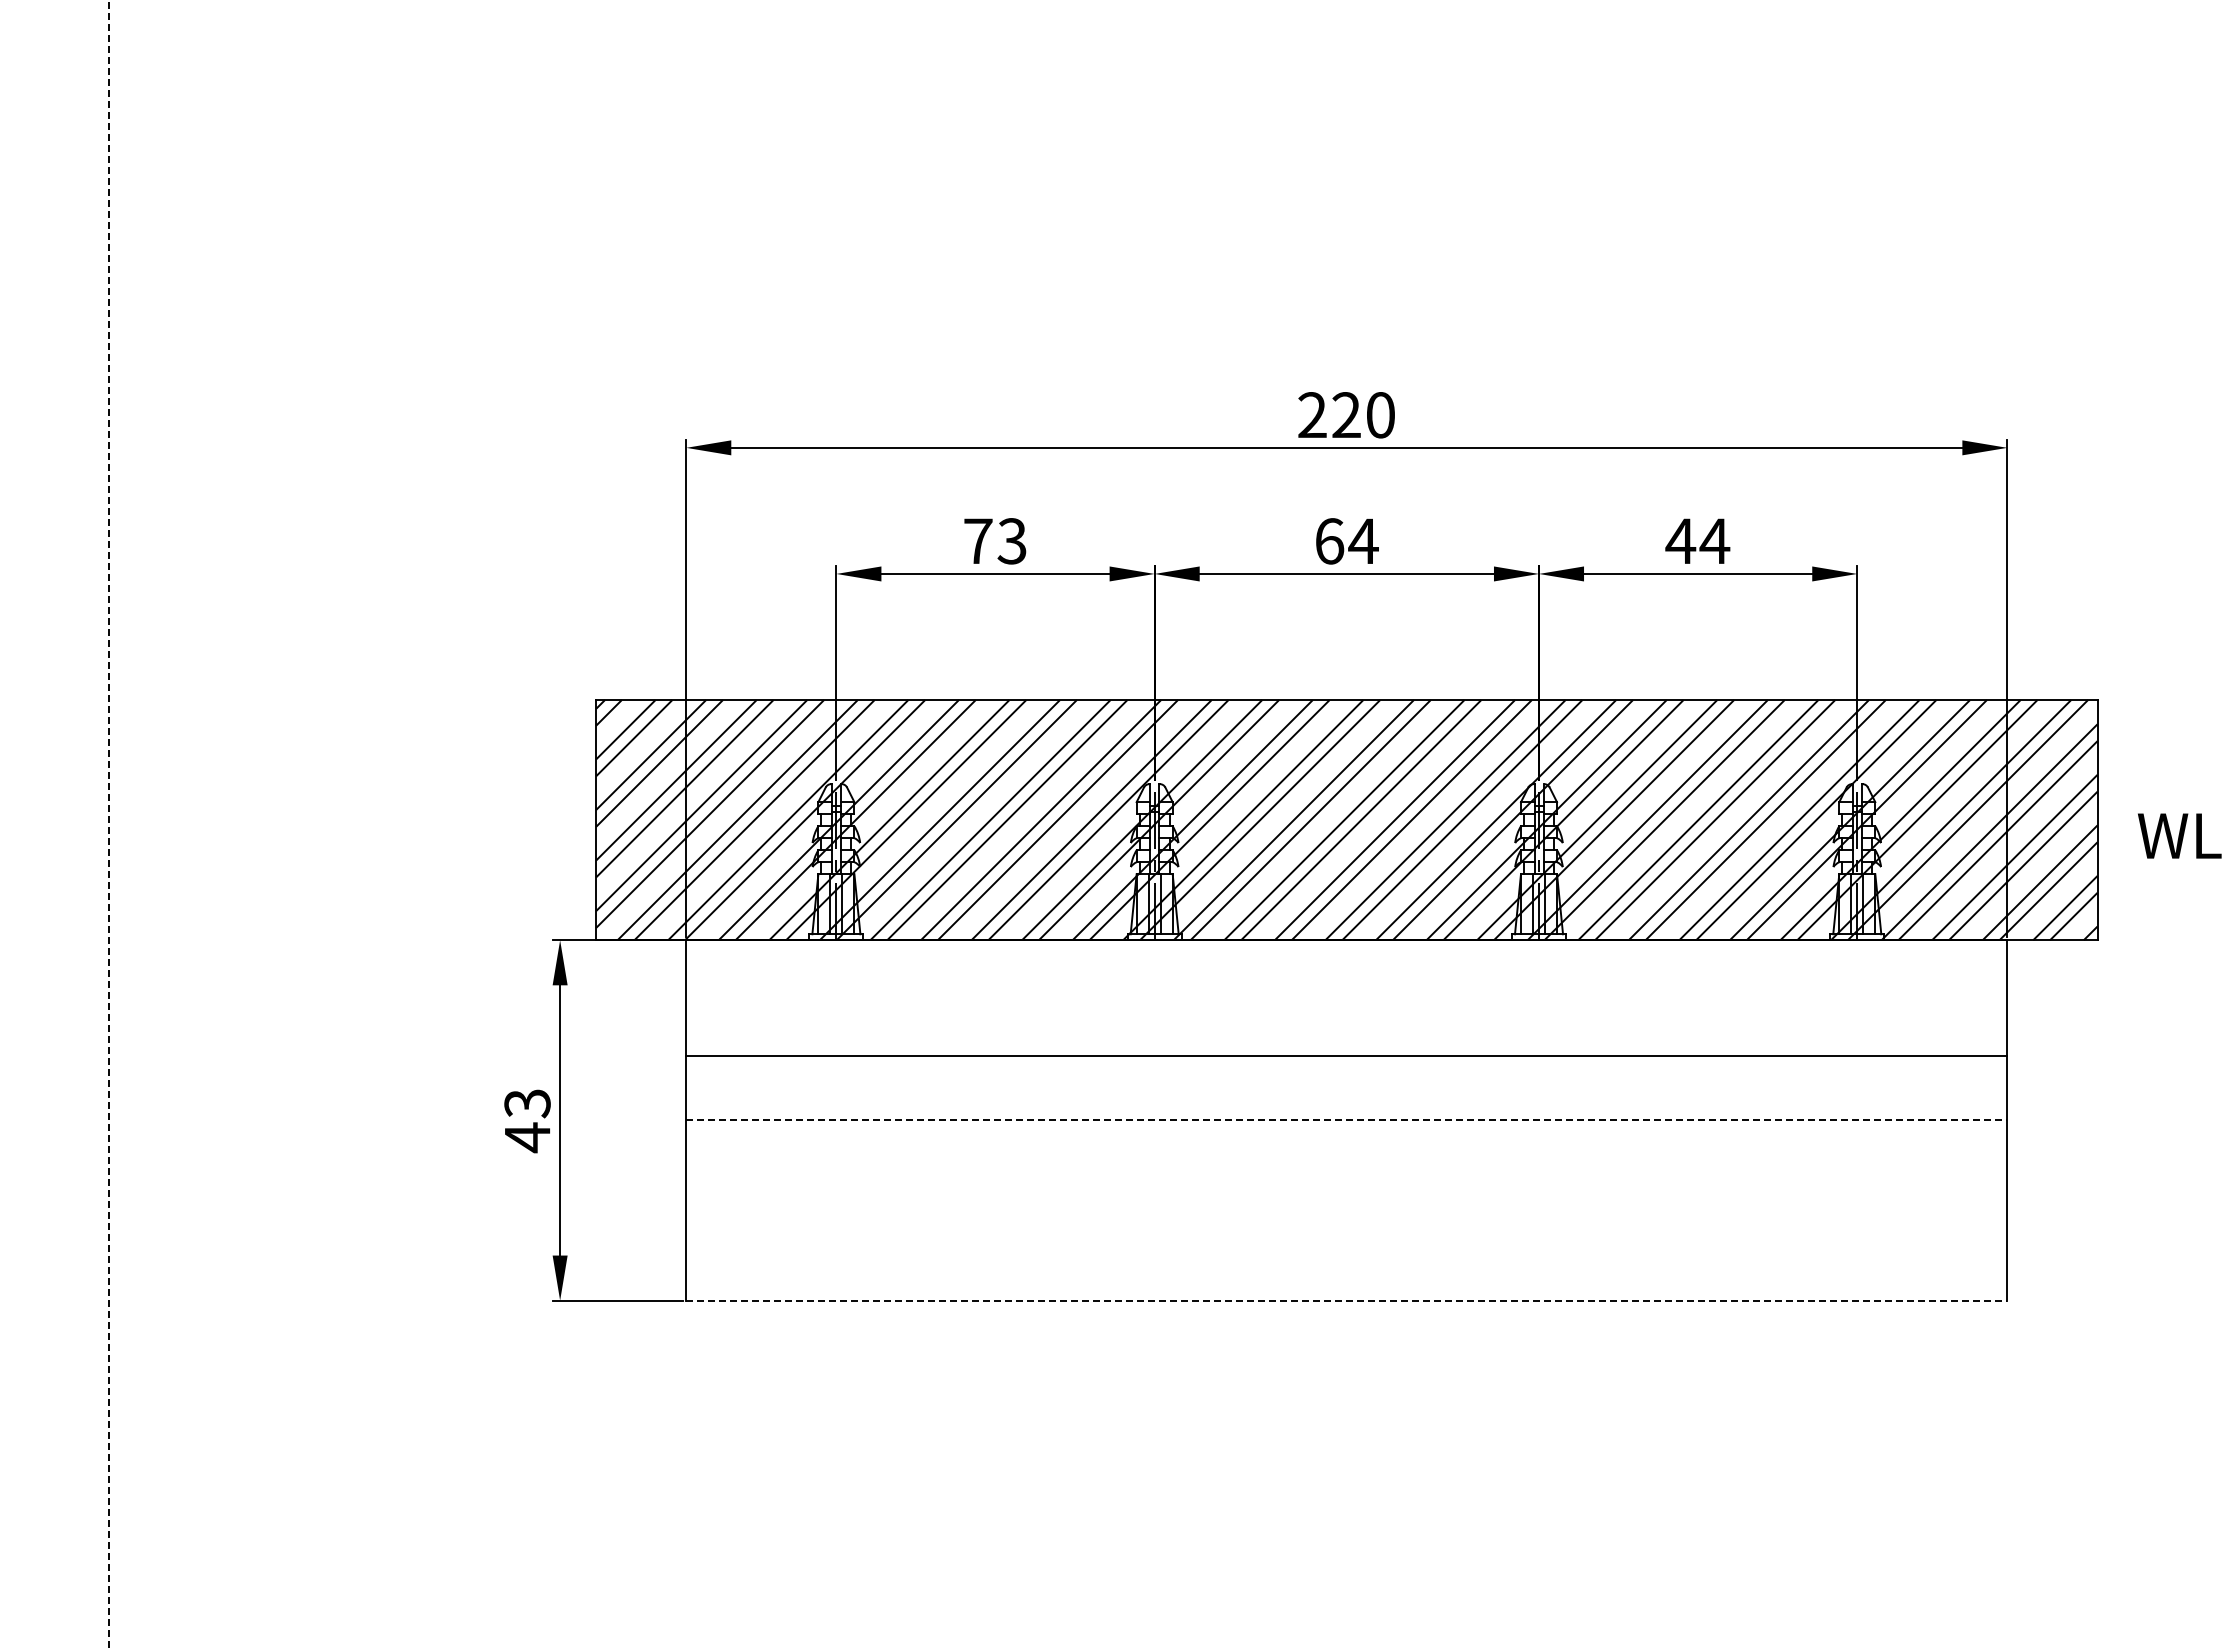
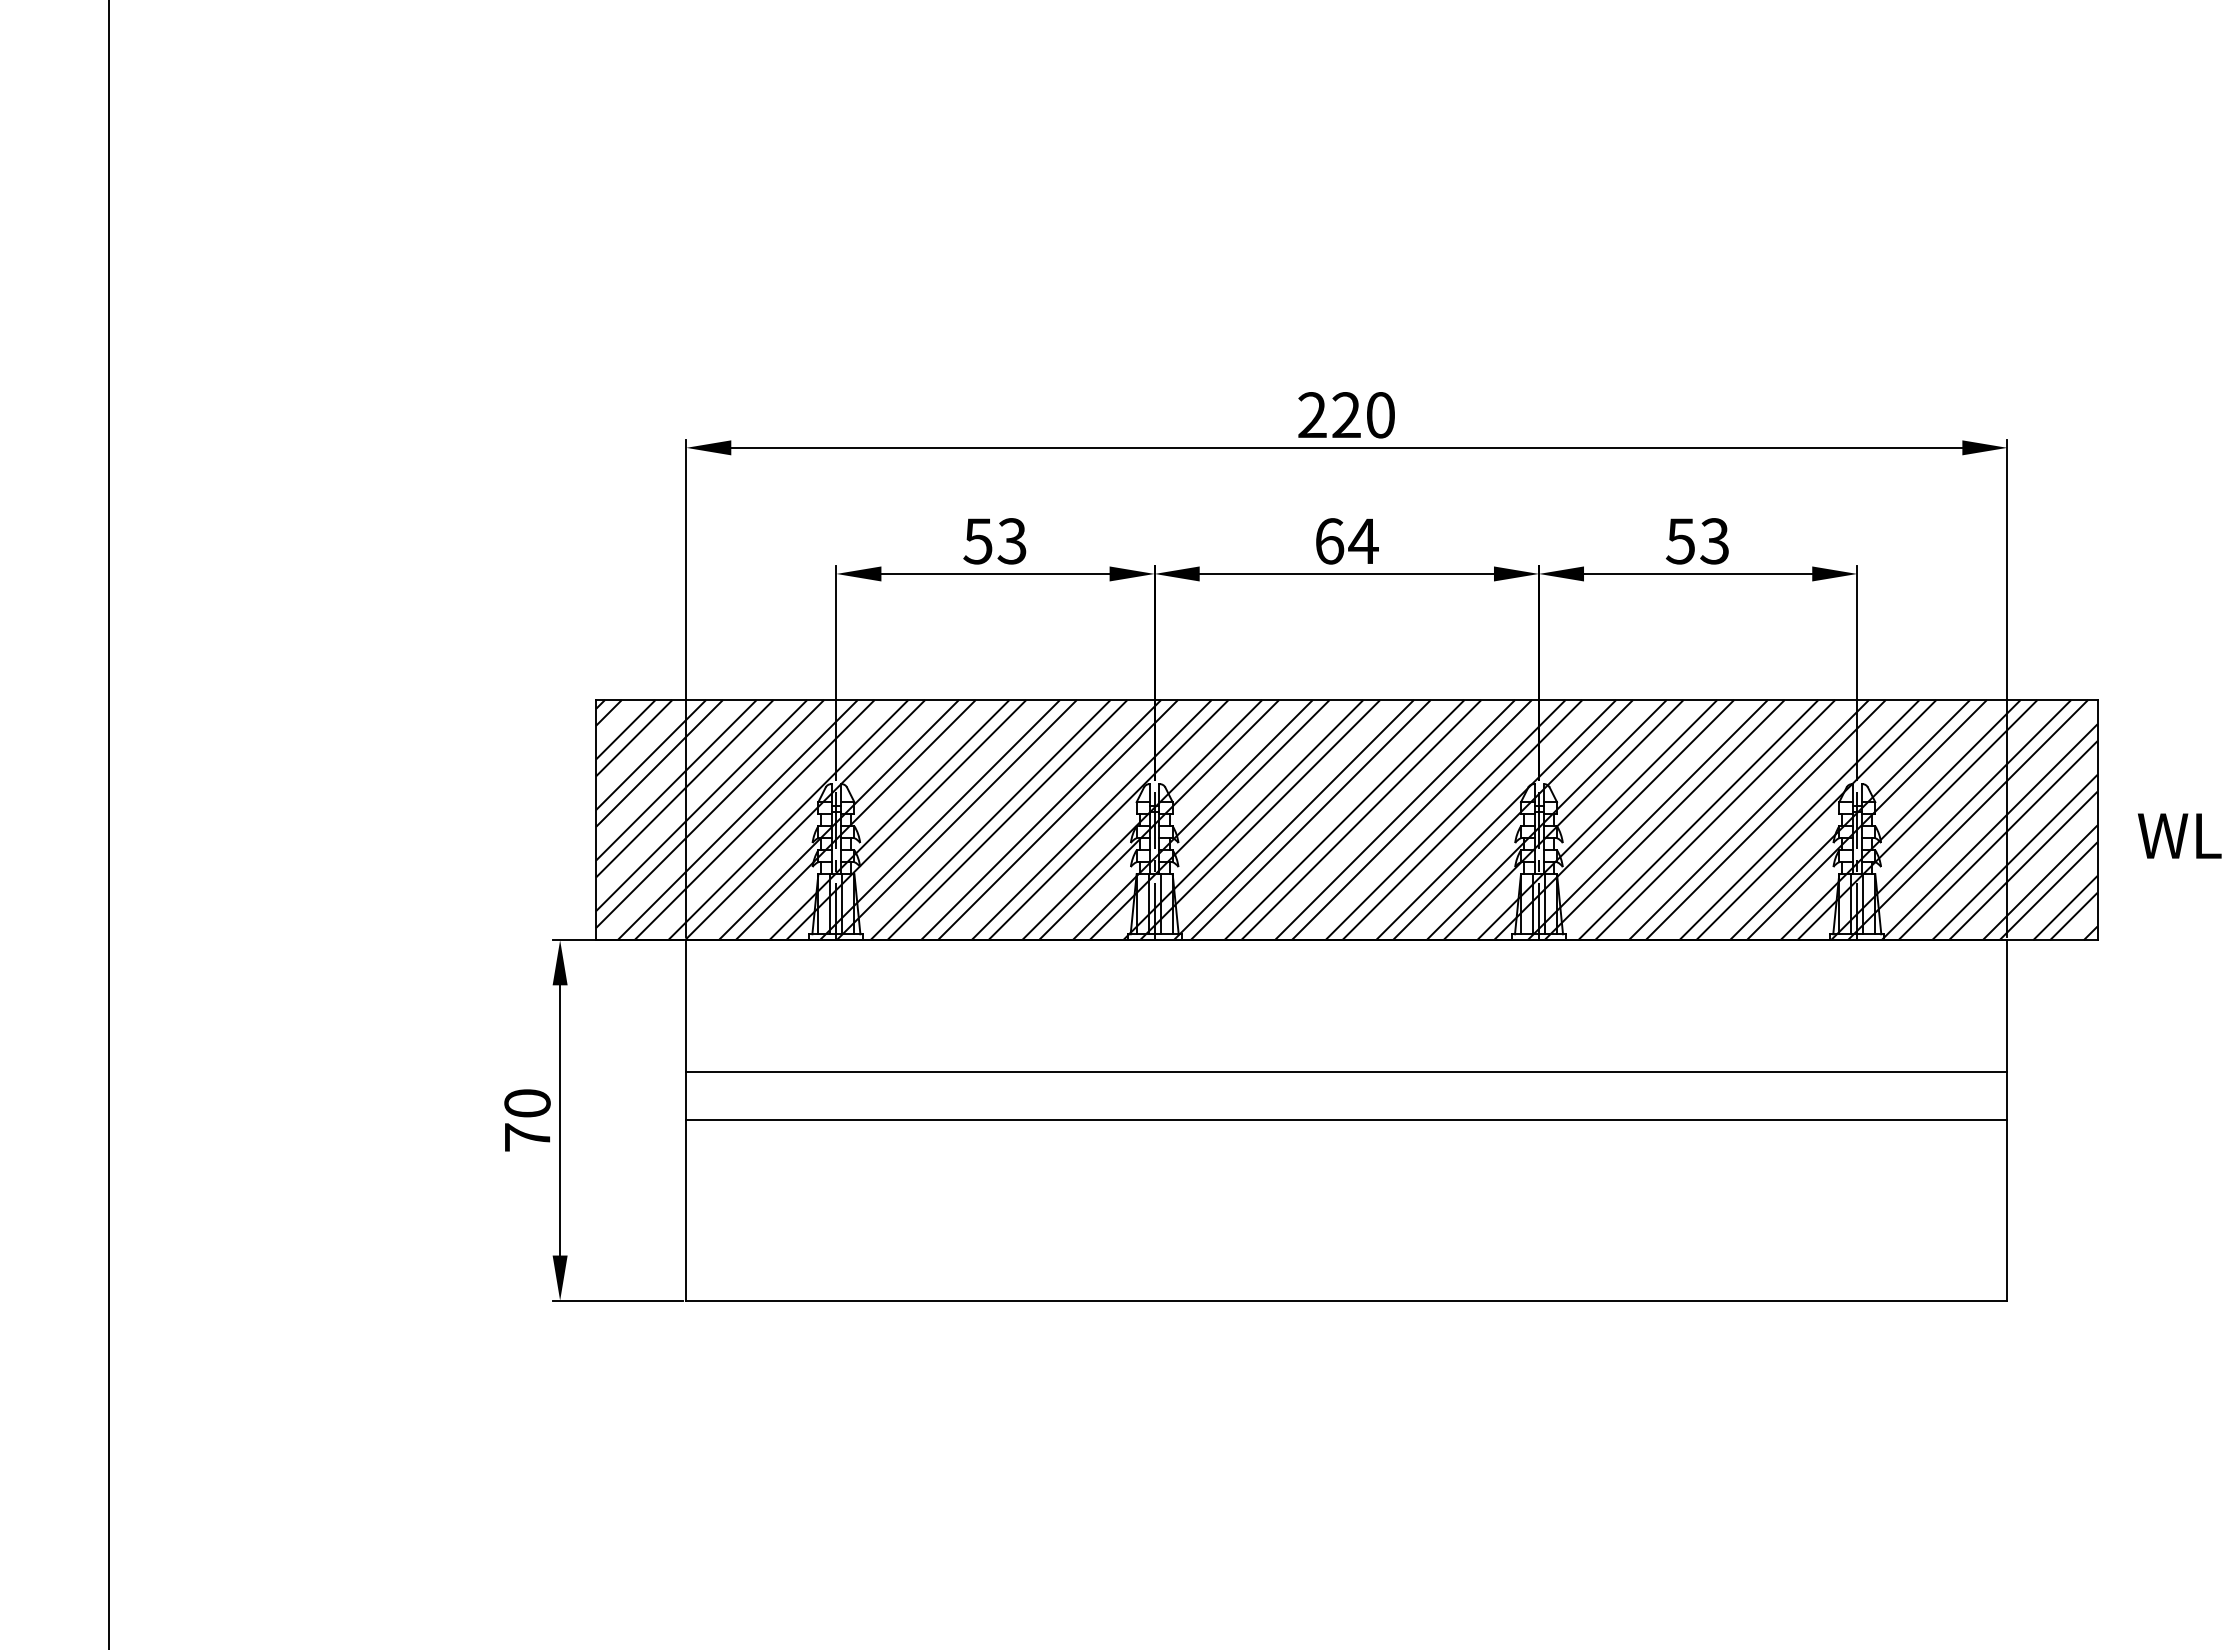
text: 73 -> 53 (977, 541)
text: 44 -> 53 (1697, 541)
line: dashed -> solid (108, 824)
line position: (1346, 1056) -> (1346, 1072) (1346, 1072)
line: dashed -> solid (1346, 1120)
text: 43 -> 70 (527, 1121)
line: dashed -> solid (1346, 1300)
